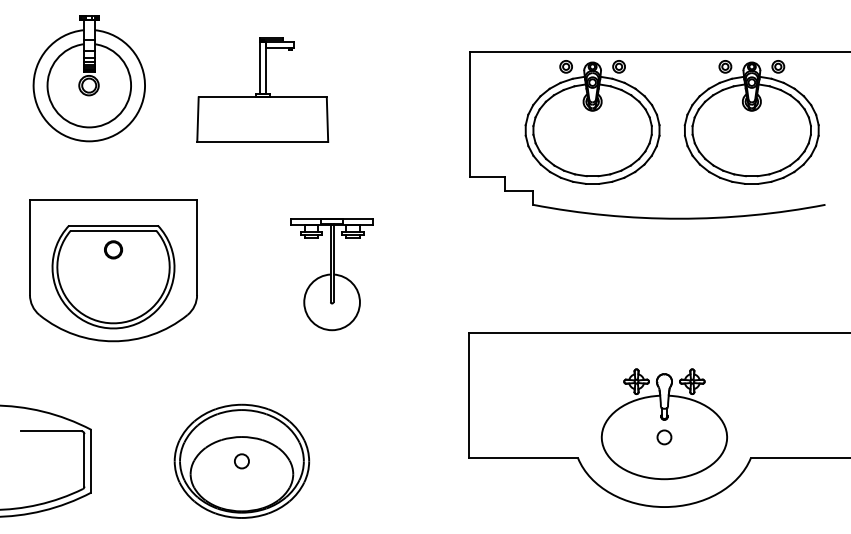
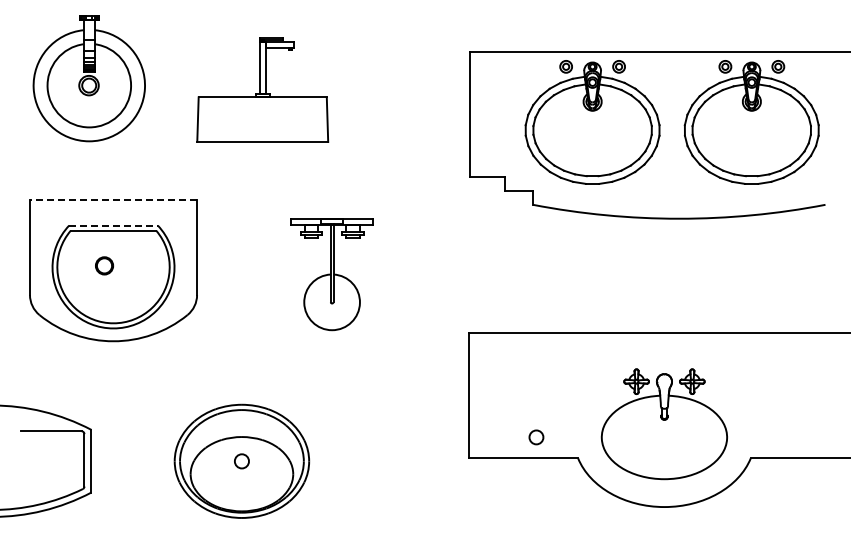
line: solid -> dashed (113, 199)
line: solid -> dashed (114, 225)
circle position: (113, 249) -> (104, 265) (104, 265)
circle position: (664, 437) -> (536, 437) (536, 437)
